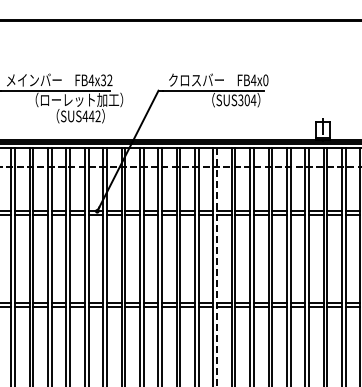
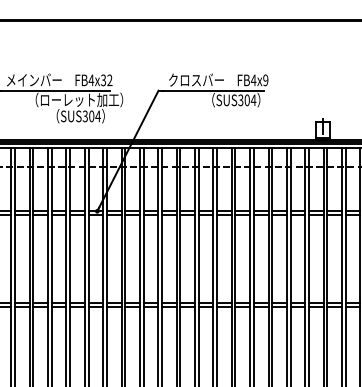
text: FB4x0 -> FB4x9 (265, 80)
text: SUS442 -> SUS304 (91, 116)
line: dashed -> solid (217, 267)
